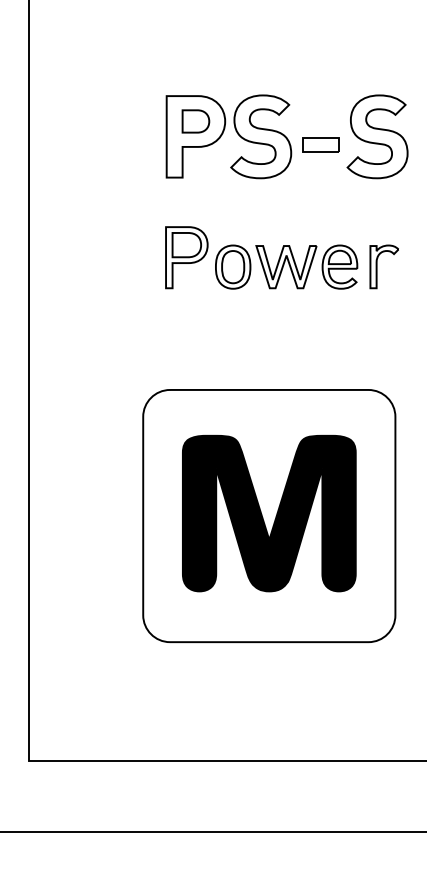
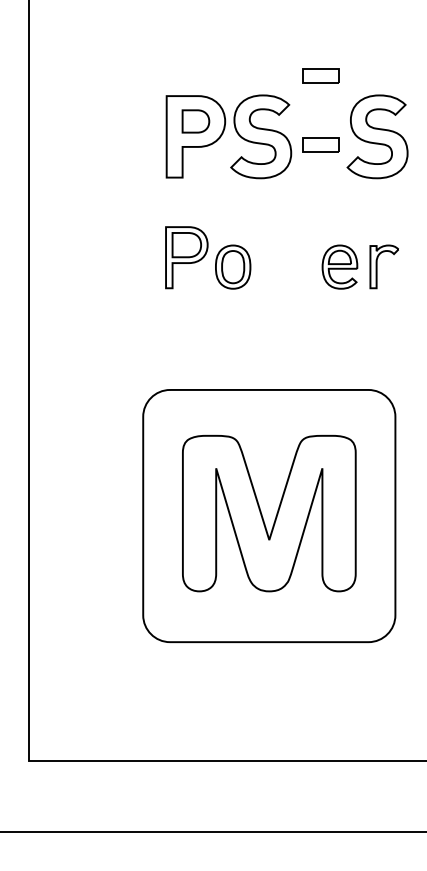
part: none -> present (320, 75)
part: present -> none (286, 267)
fill: present -> none (268, 513)
